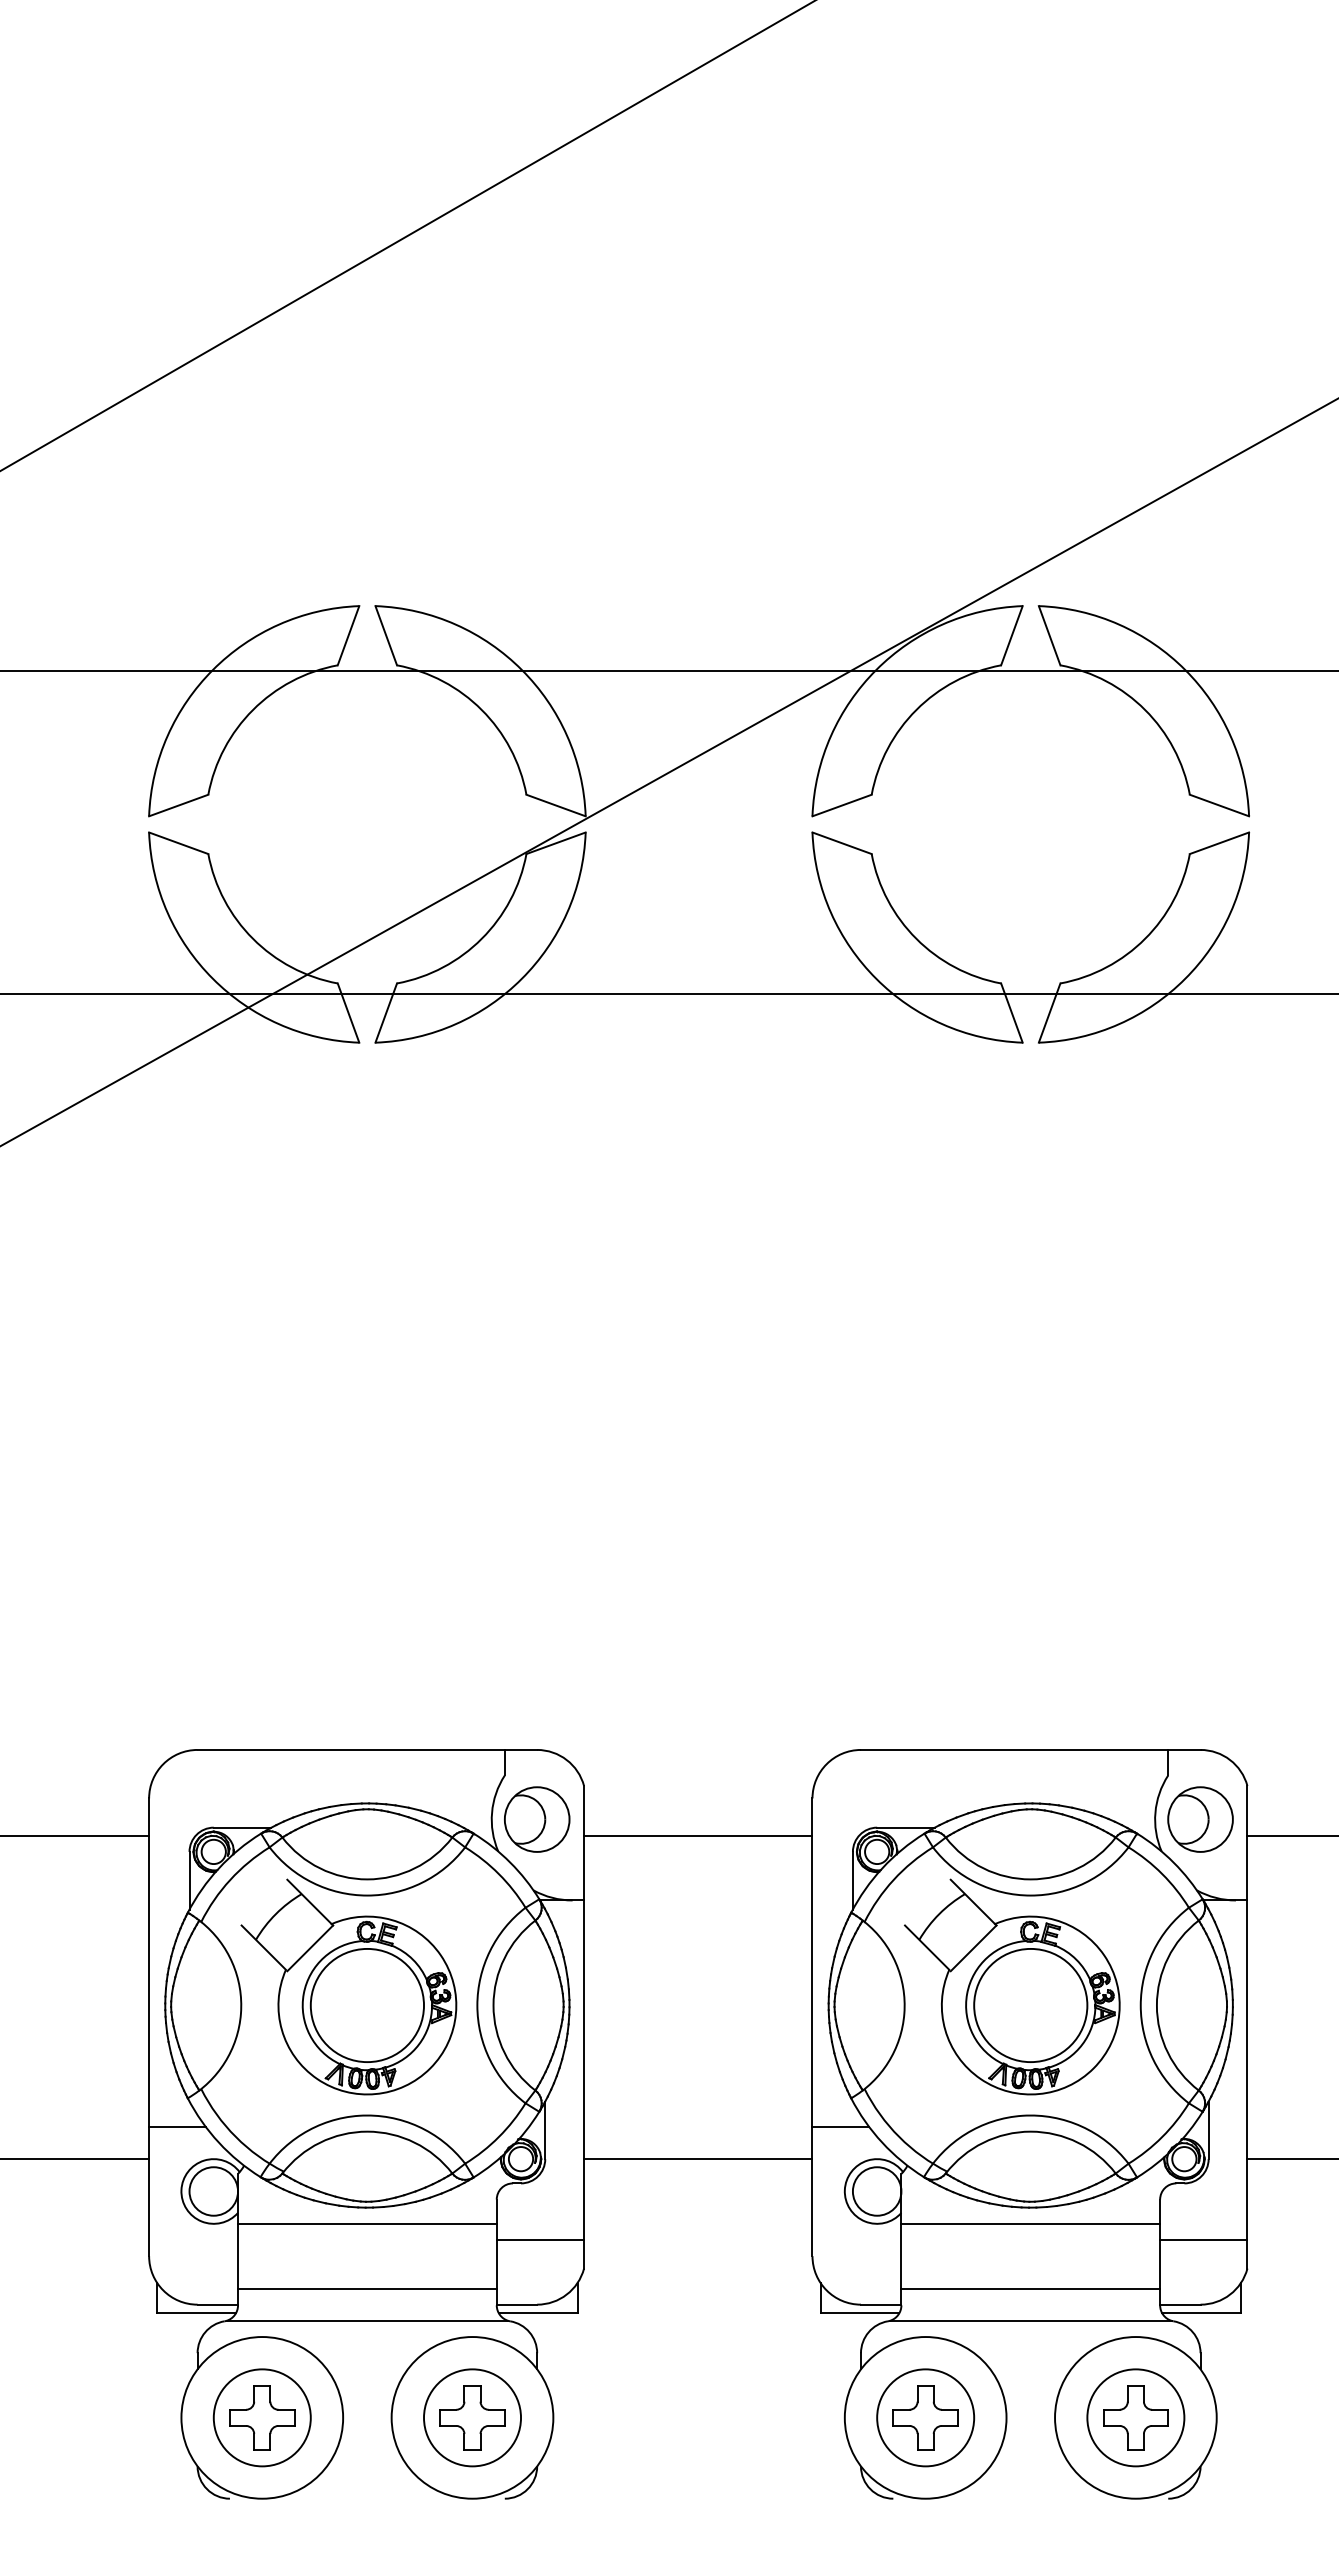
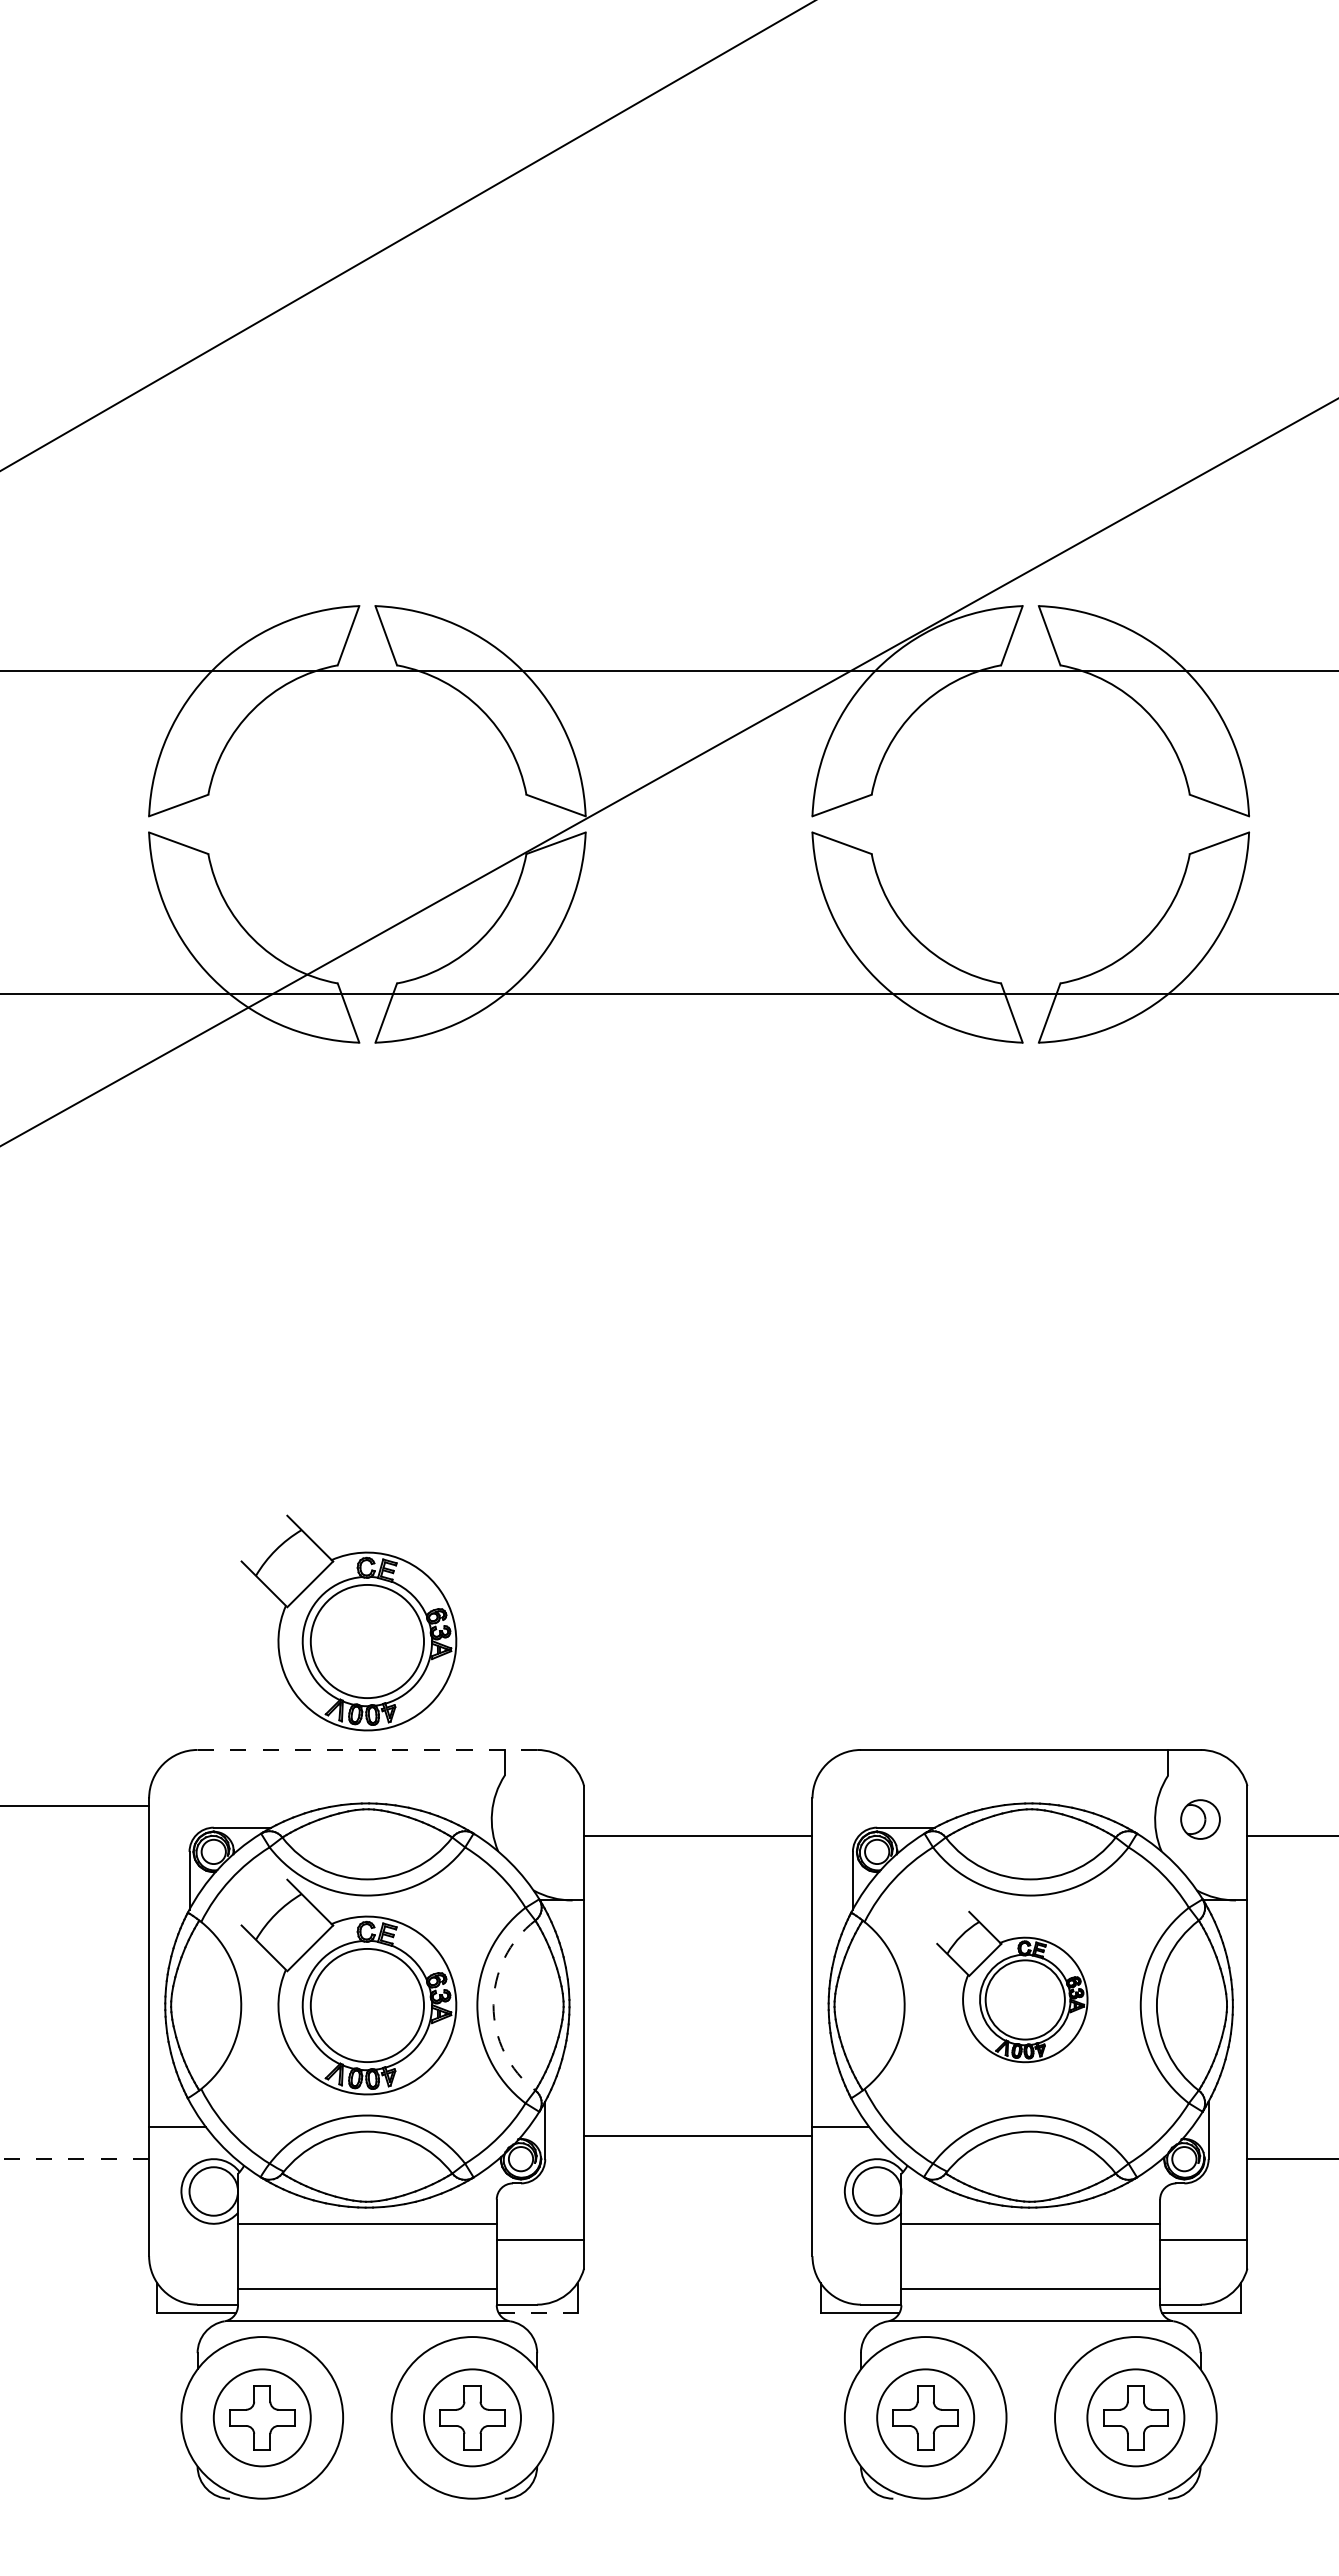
part: none -> present (348, 1622)
line: solid -> dashed (367, 1749)
part: present -> none (537, 1819)
part size: 67x67 px -> 41x41 px (1200, 1819)
line position: (75, 1835) -> (75, 1805) (75, 1805)
part size: 217x218 px -> 153x154 px (1012, 1986)
arc: solid -> dashed (493, 2005)
line: solid -> dashed (74, 2159)
line position: (698, 2159) -> (698, 2136) (698, 2136)
line: solid -> dashed (538, 2312)
